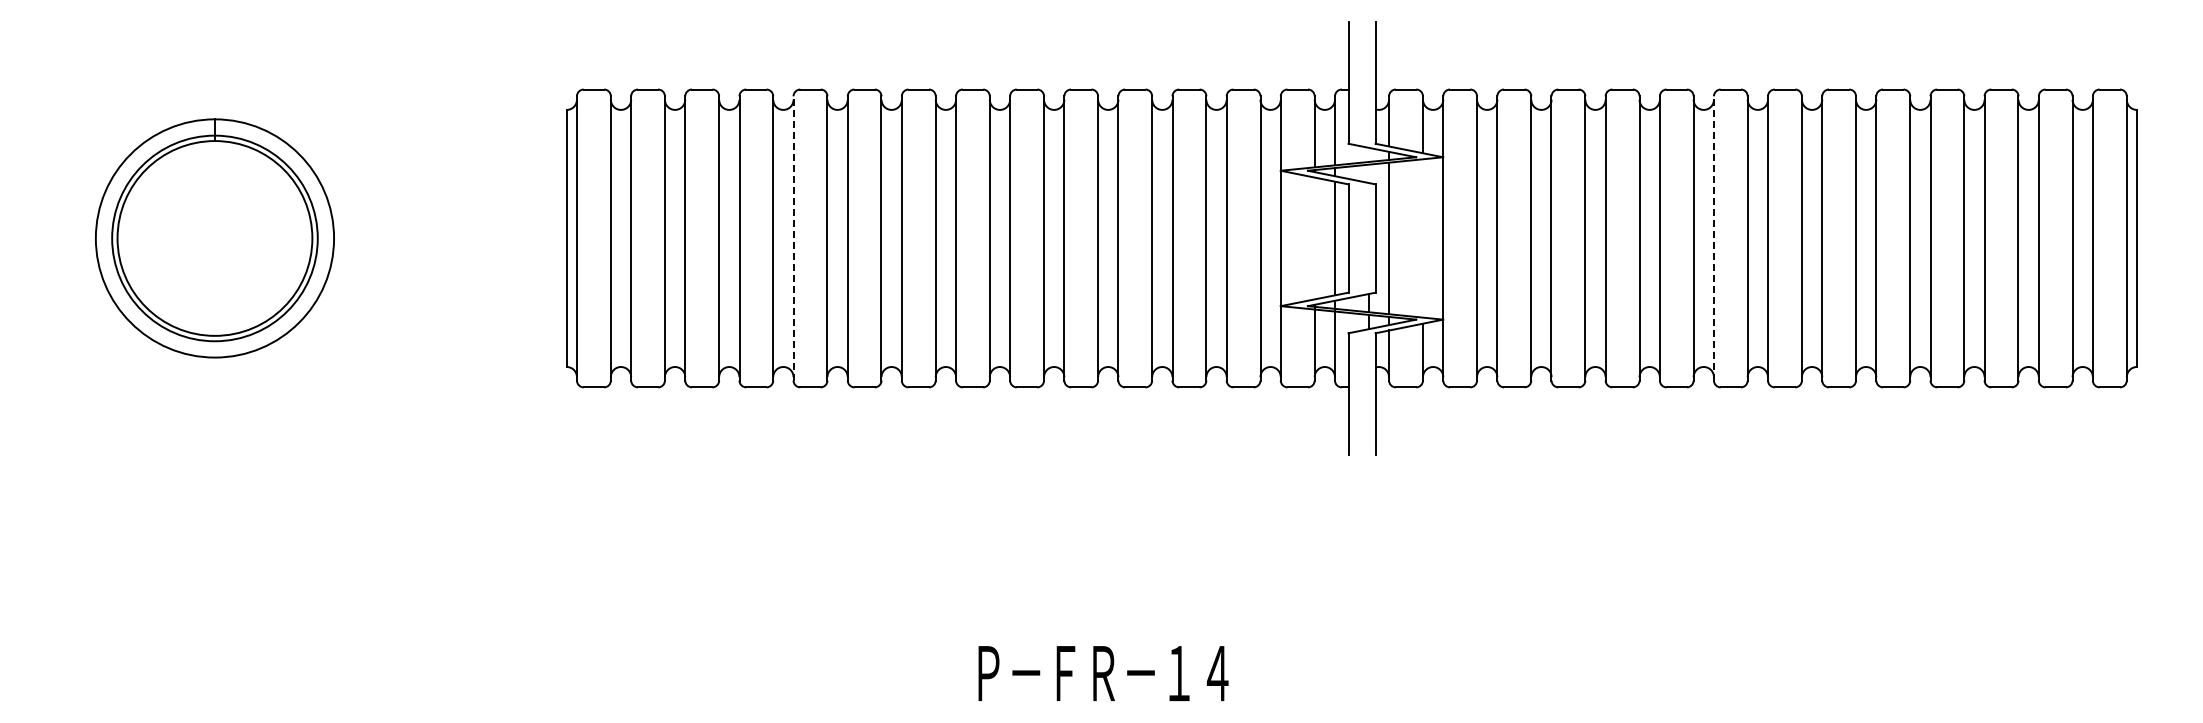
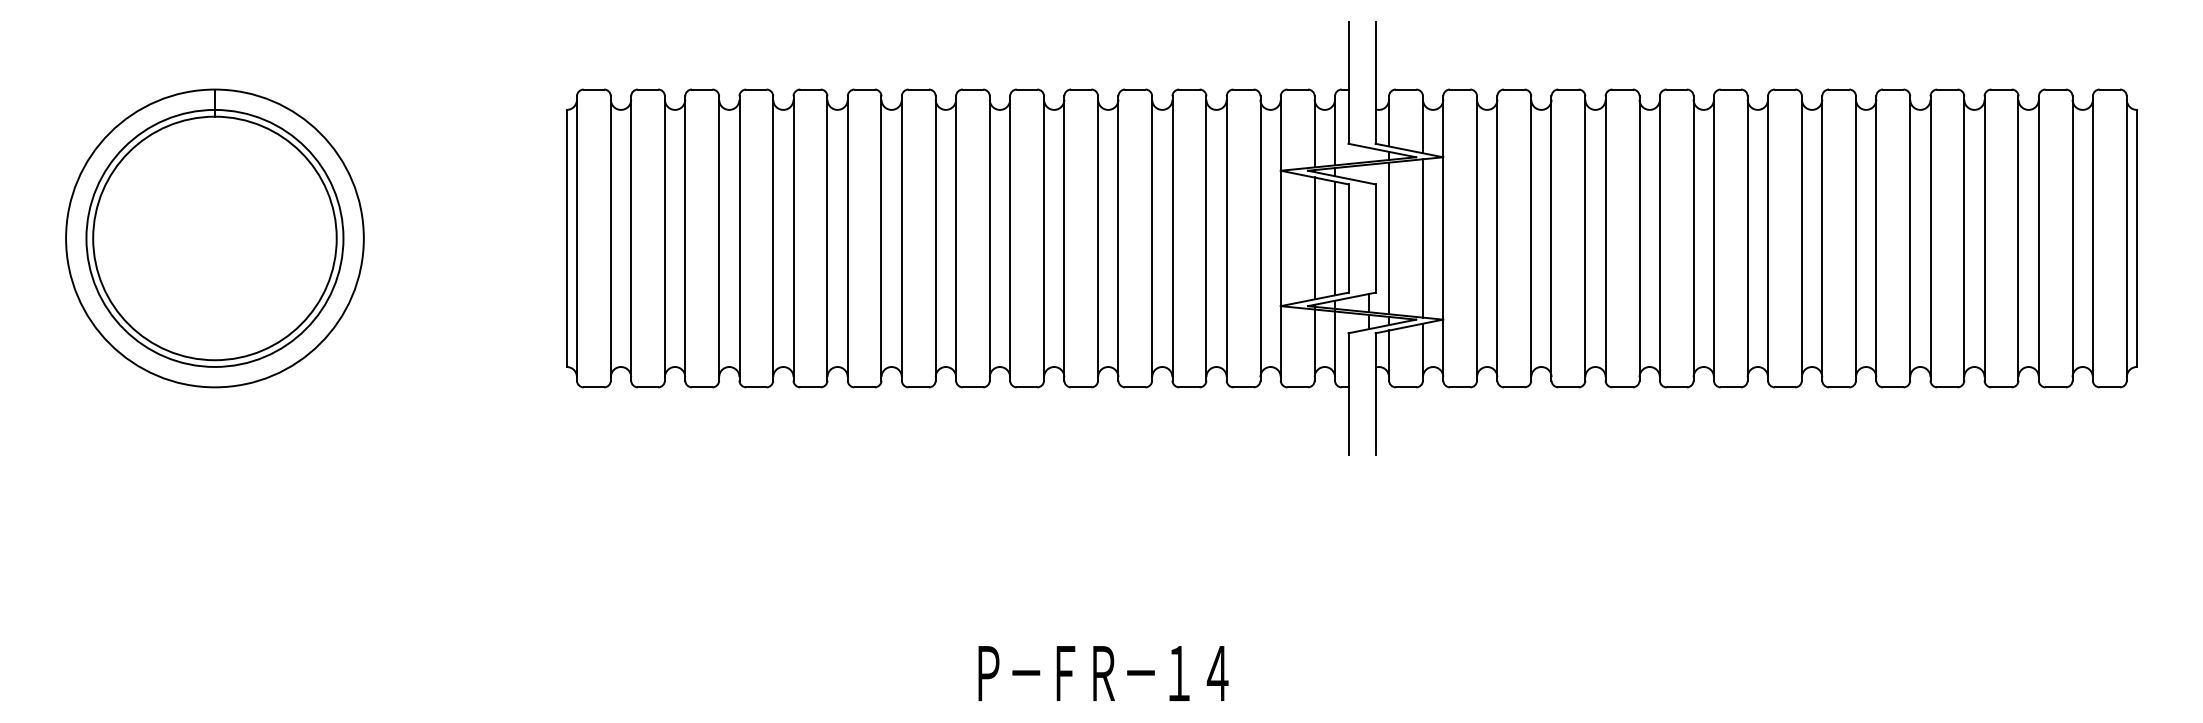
line: dashed -> solid (793, 237)
line: dashed -> solid (1713, 237)
part size: 240x241 px -> 300x301 px (214, 238)
line: none -> present (1314, 238)
line: none -> present (1422, 238)
